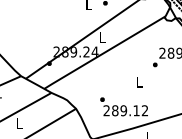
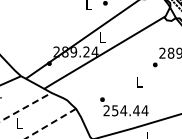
line: solid -> dashed (26, 106)
text: 289.12 -> 254.44 (130, 110)
line: solid -> dashed (50, 123)
